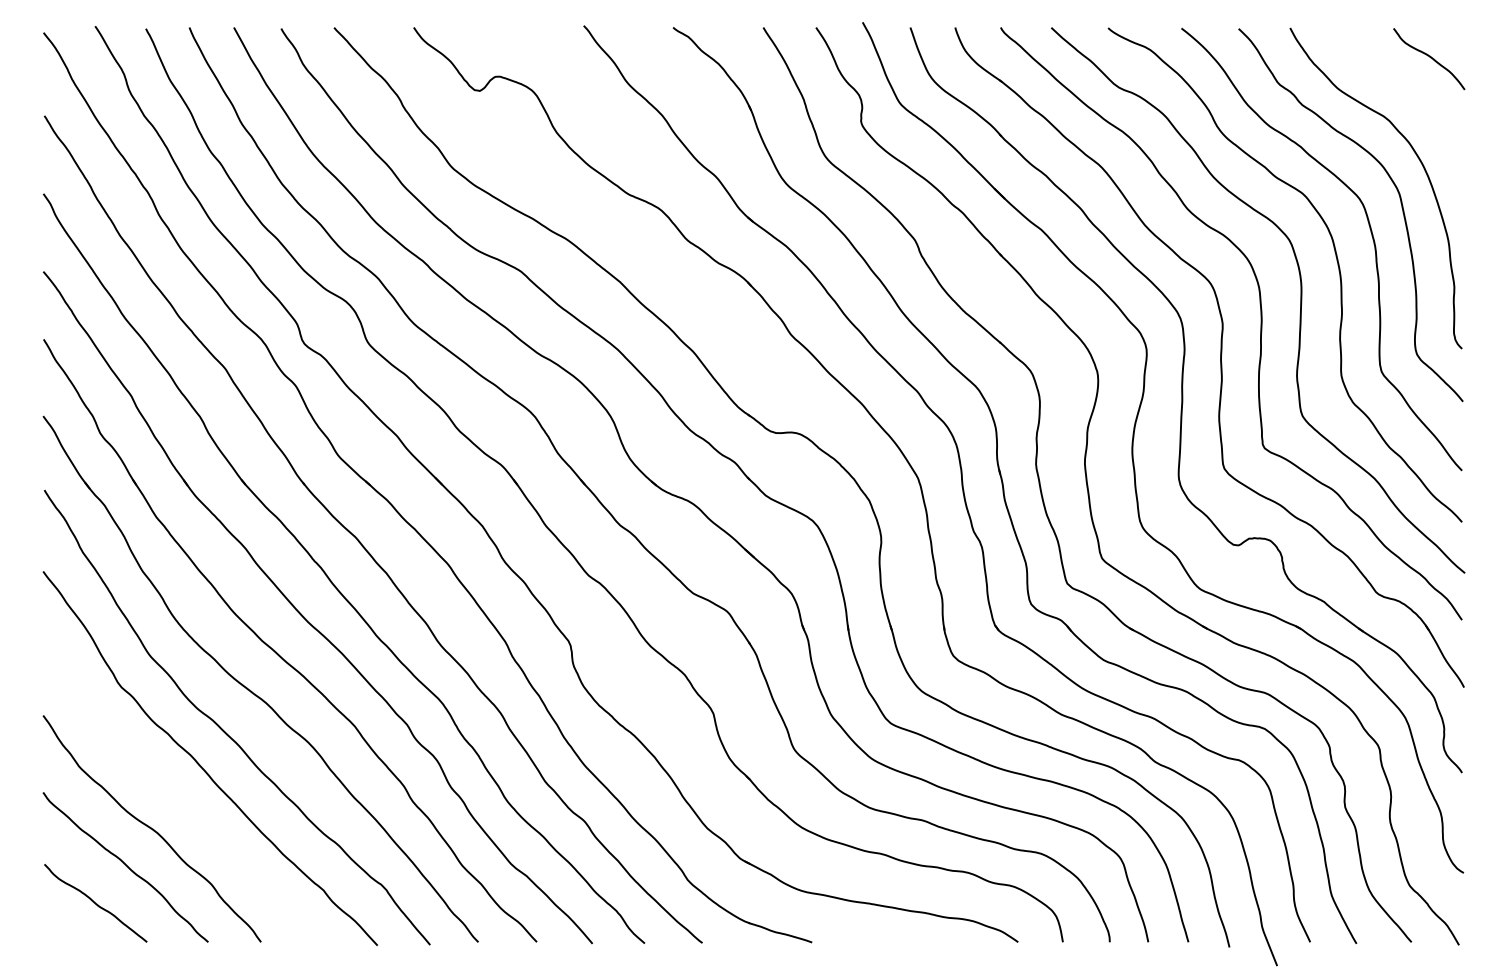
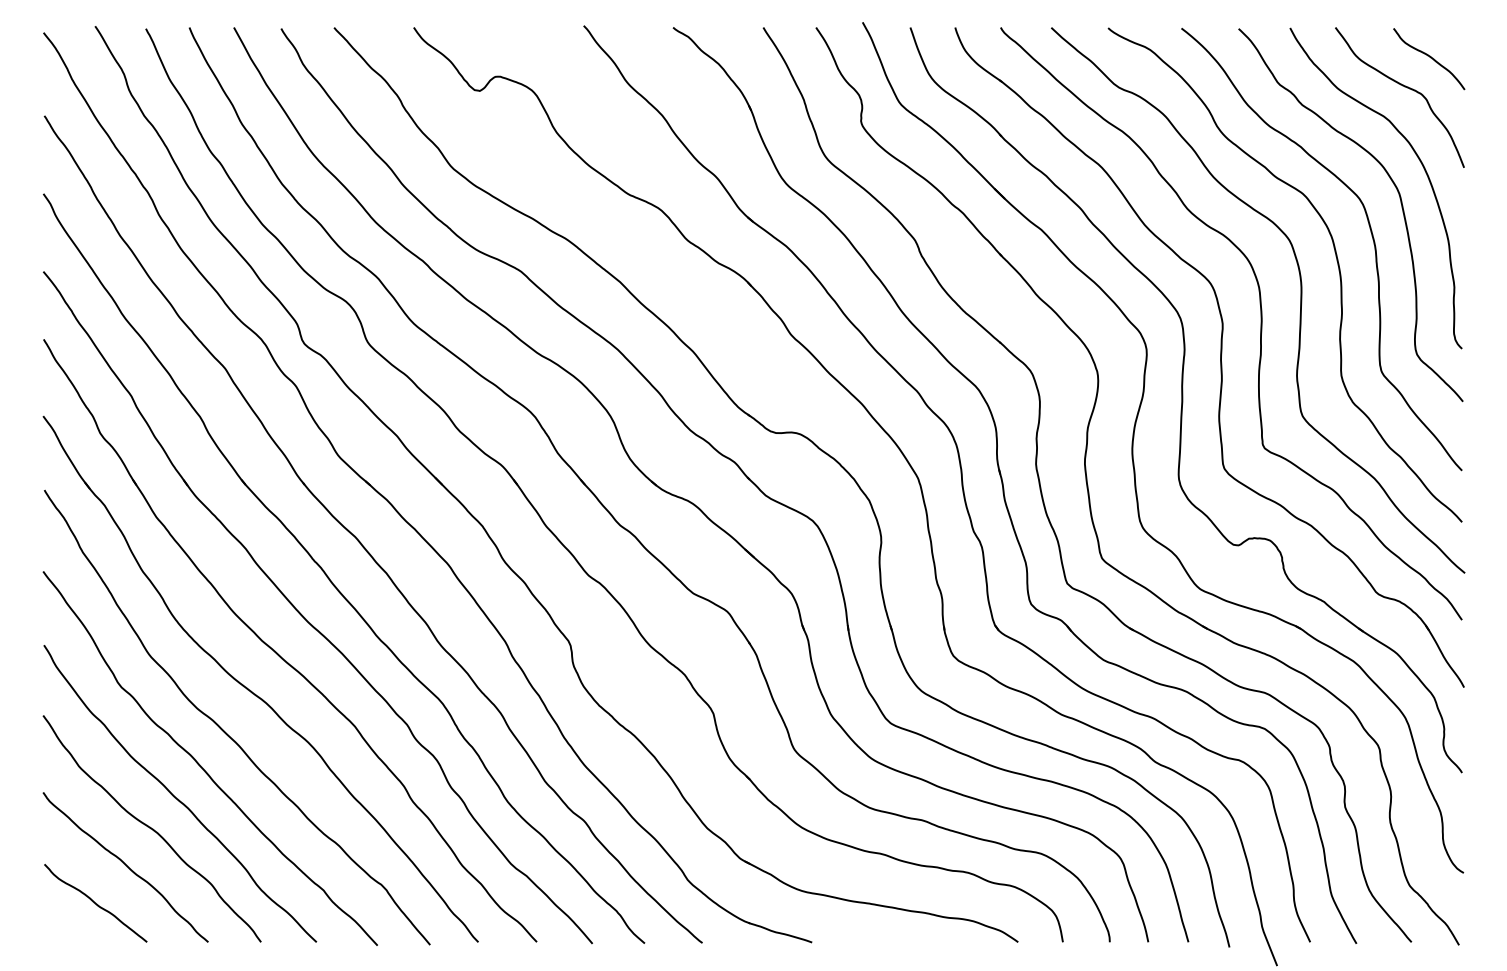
curve: none -> present (1404, 87)
curve: none -> present (178, 798)
